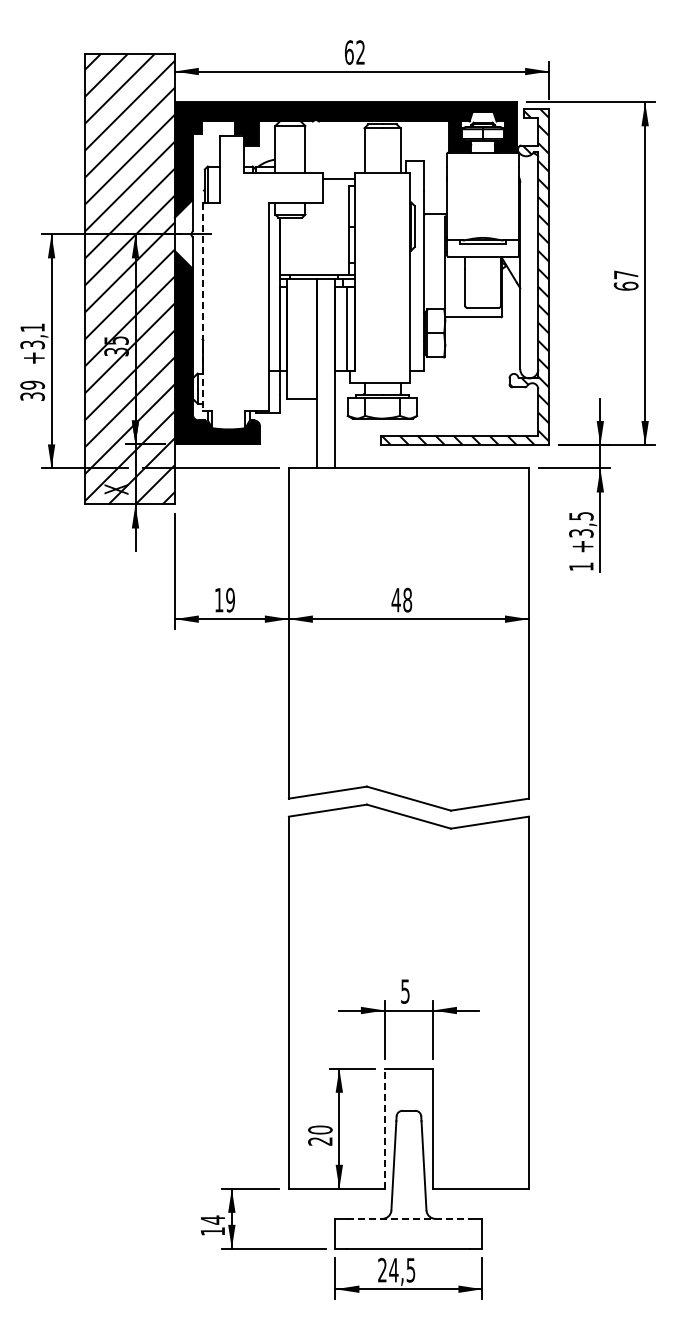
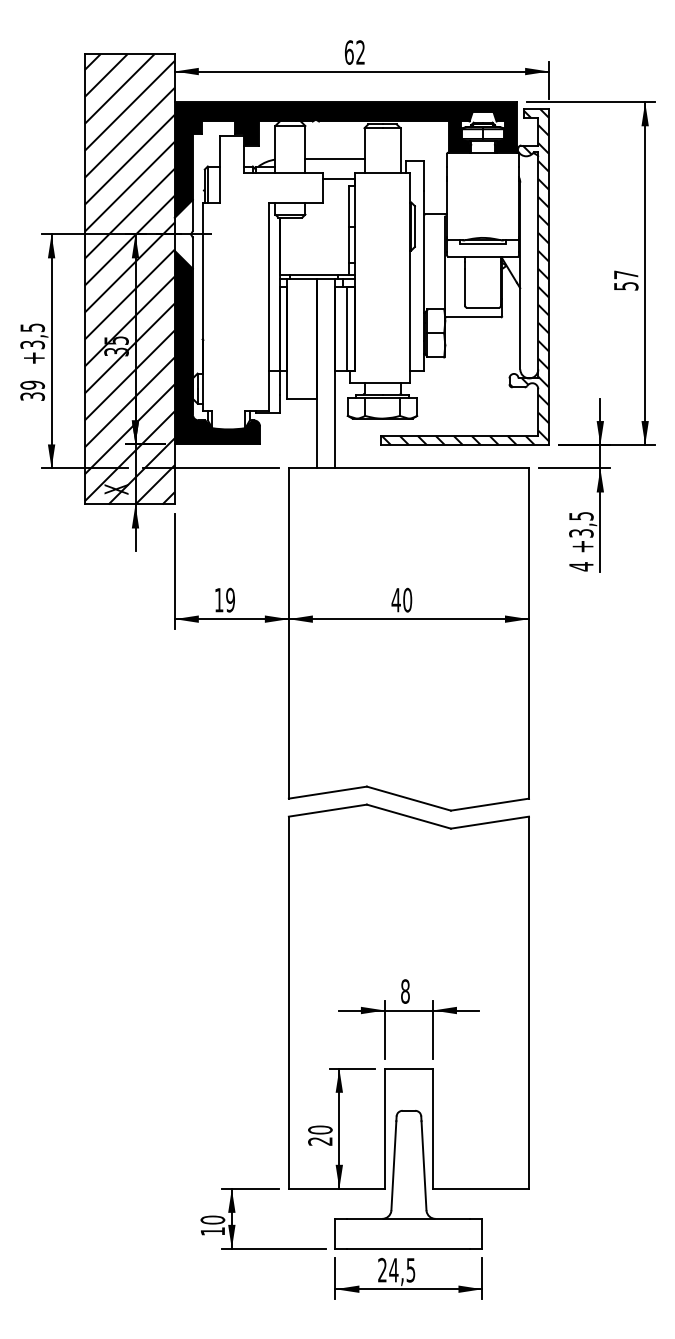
line: none -> present (334, 159)
text: 67 -> 57 (625, 285)
line: dashed -> solid (203, 307)
text: +3,1 -> +3,5 (32, 327)
text: 1 -> 4 (581, 566)
text: 48 -> 40 (407, 600)
text: 5 -> 8 (405, 991)
line: dashed -> solid (384, 1128)
line: dashed -> solid (408, 1218)
text: 14 -> 10 (212, 1219)
